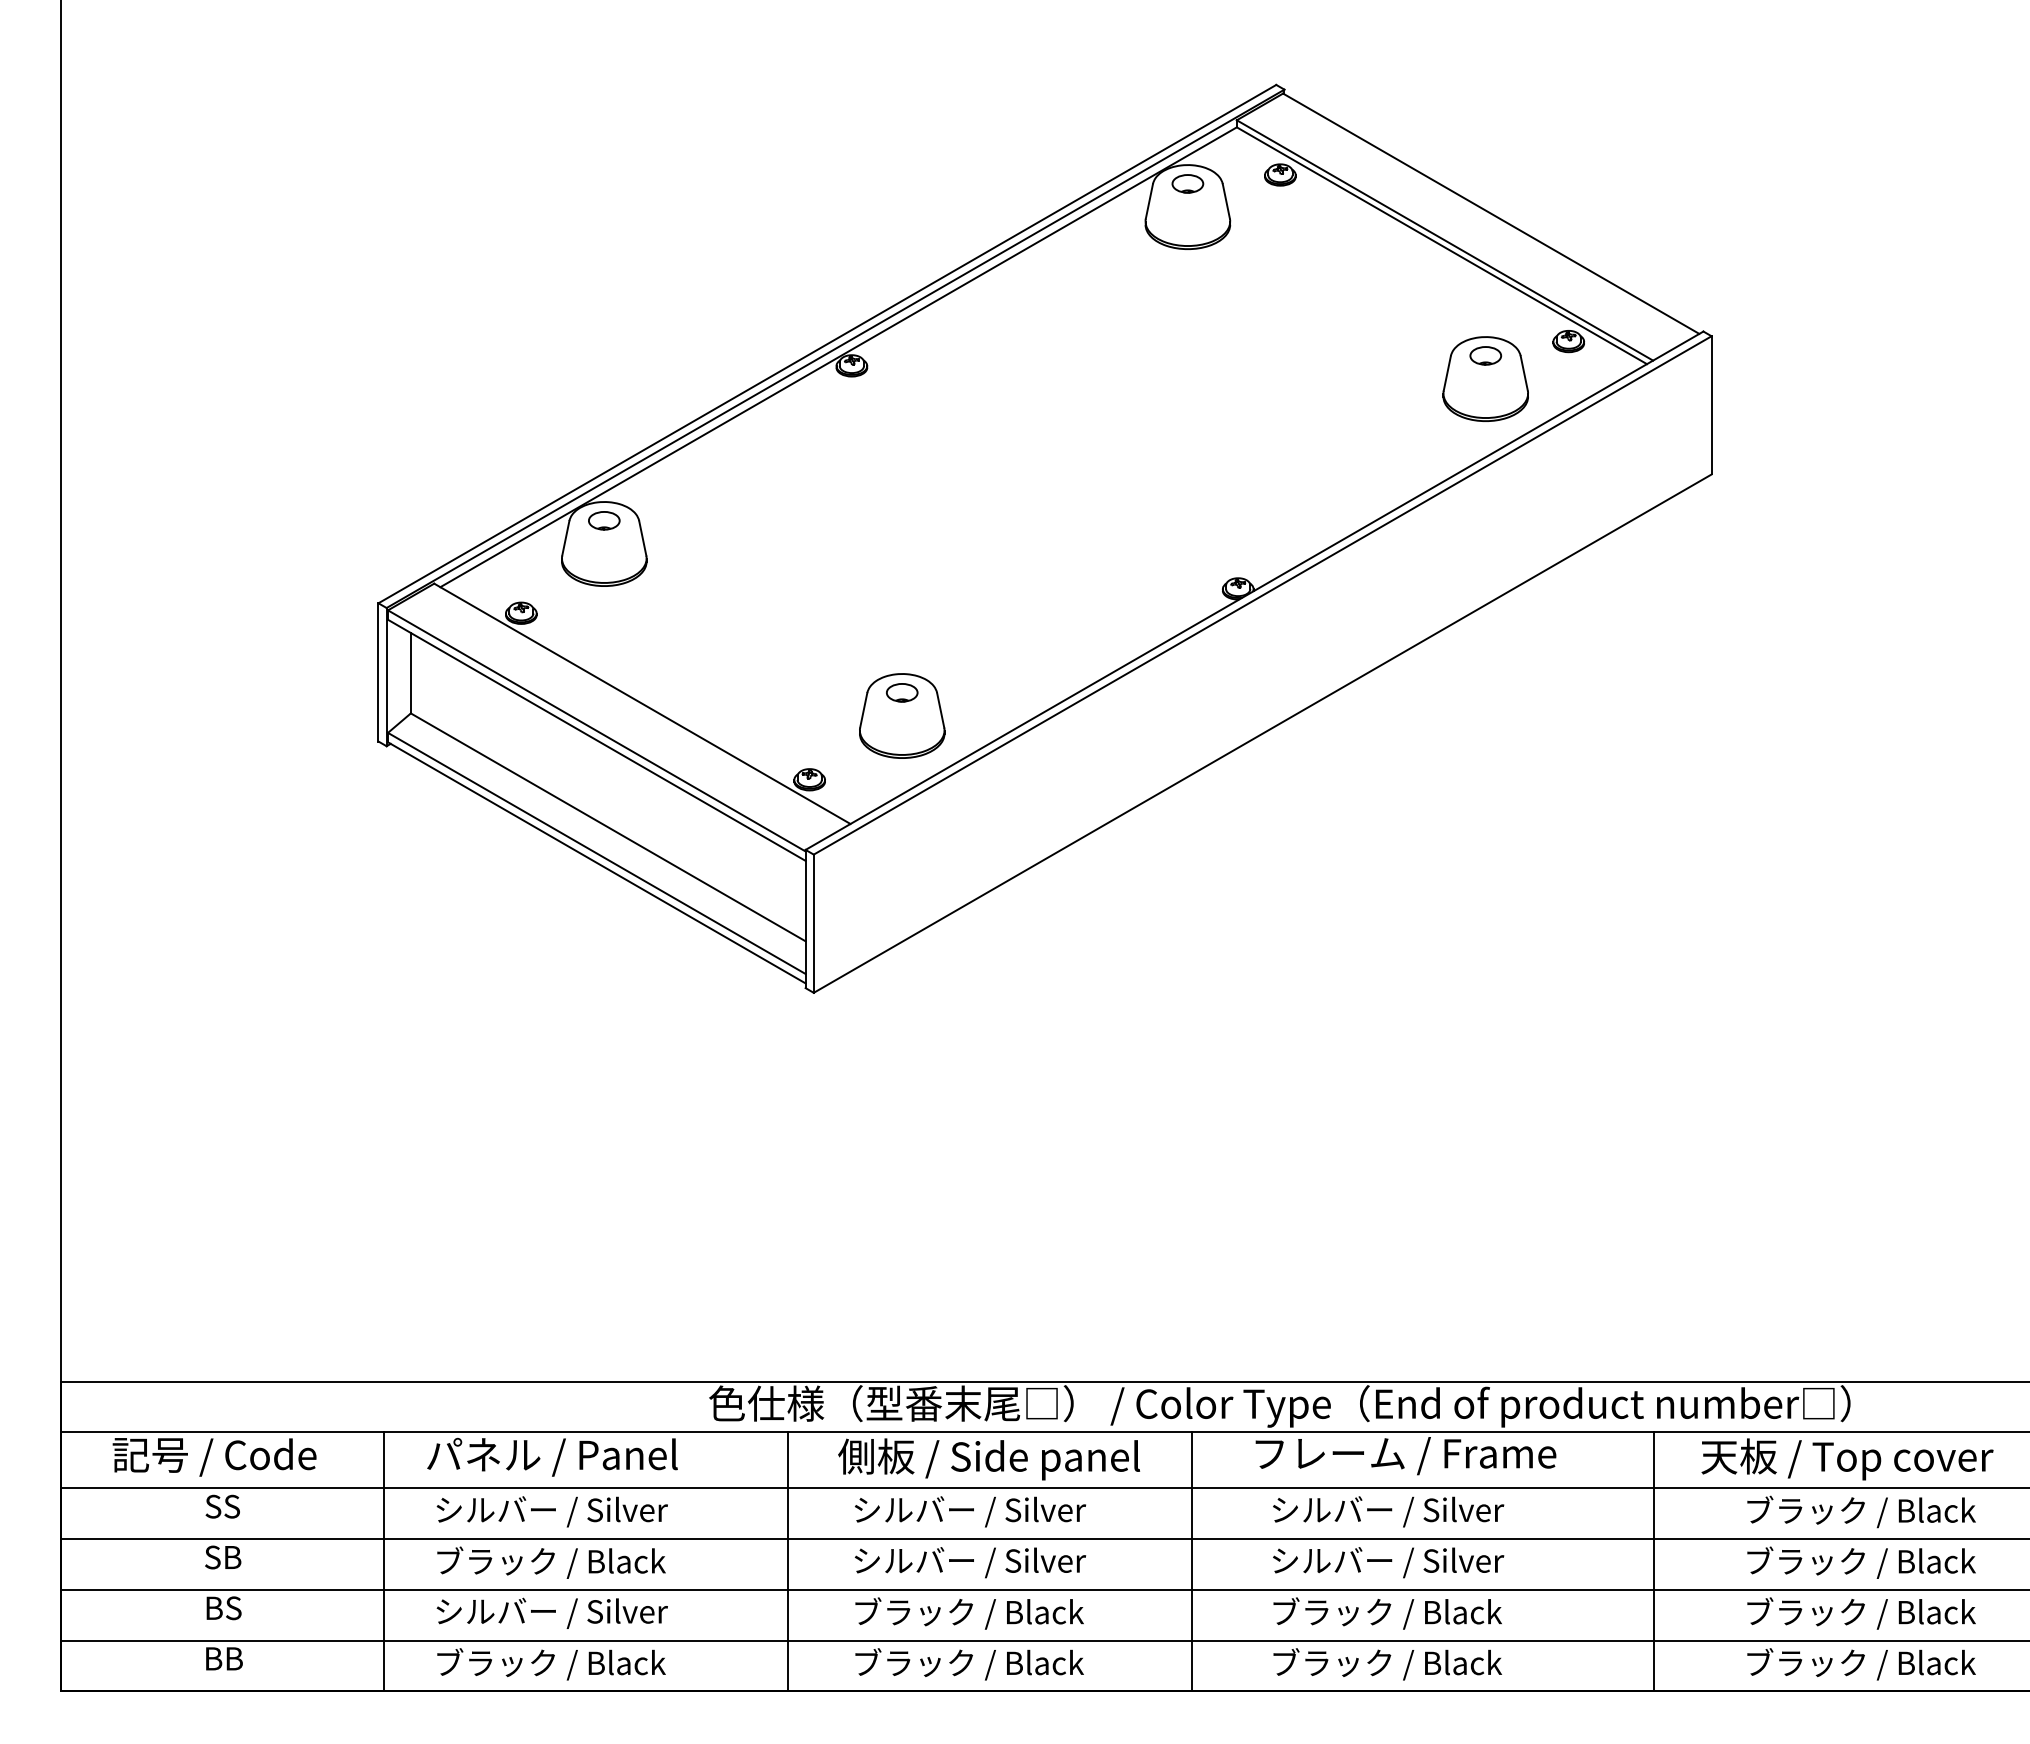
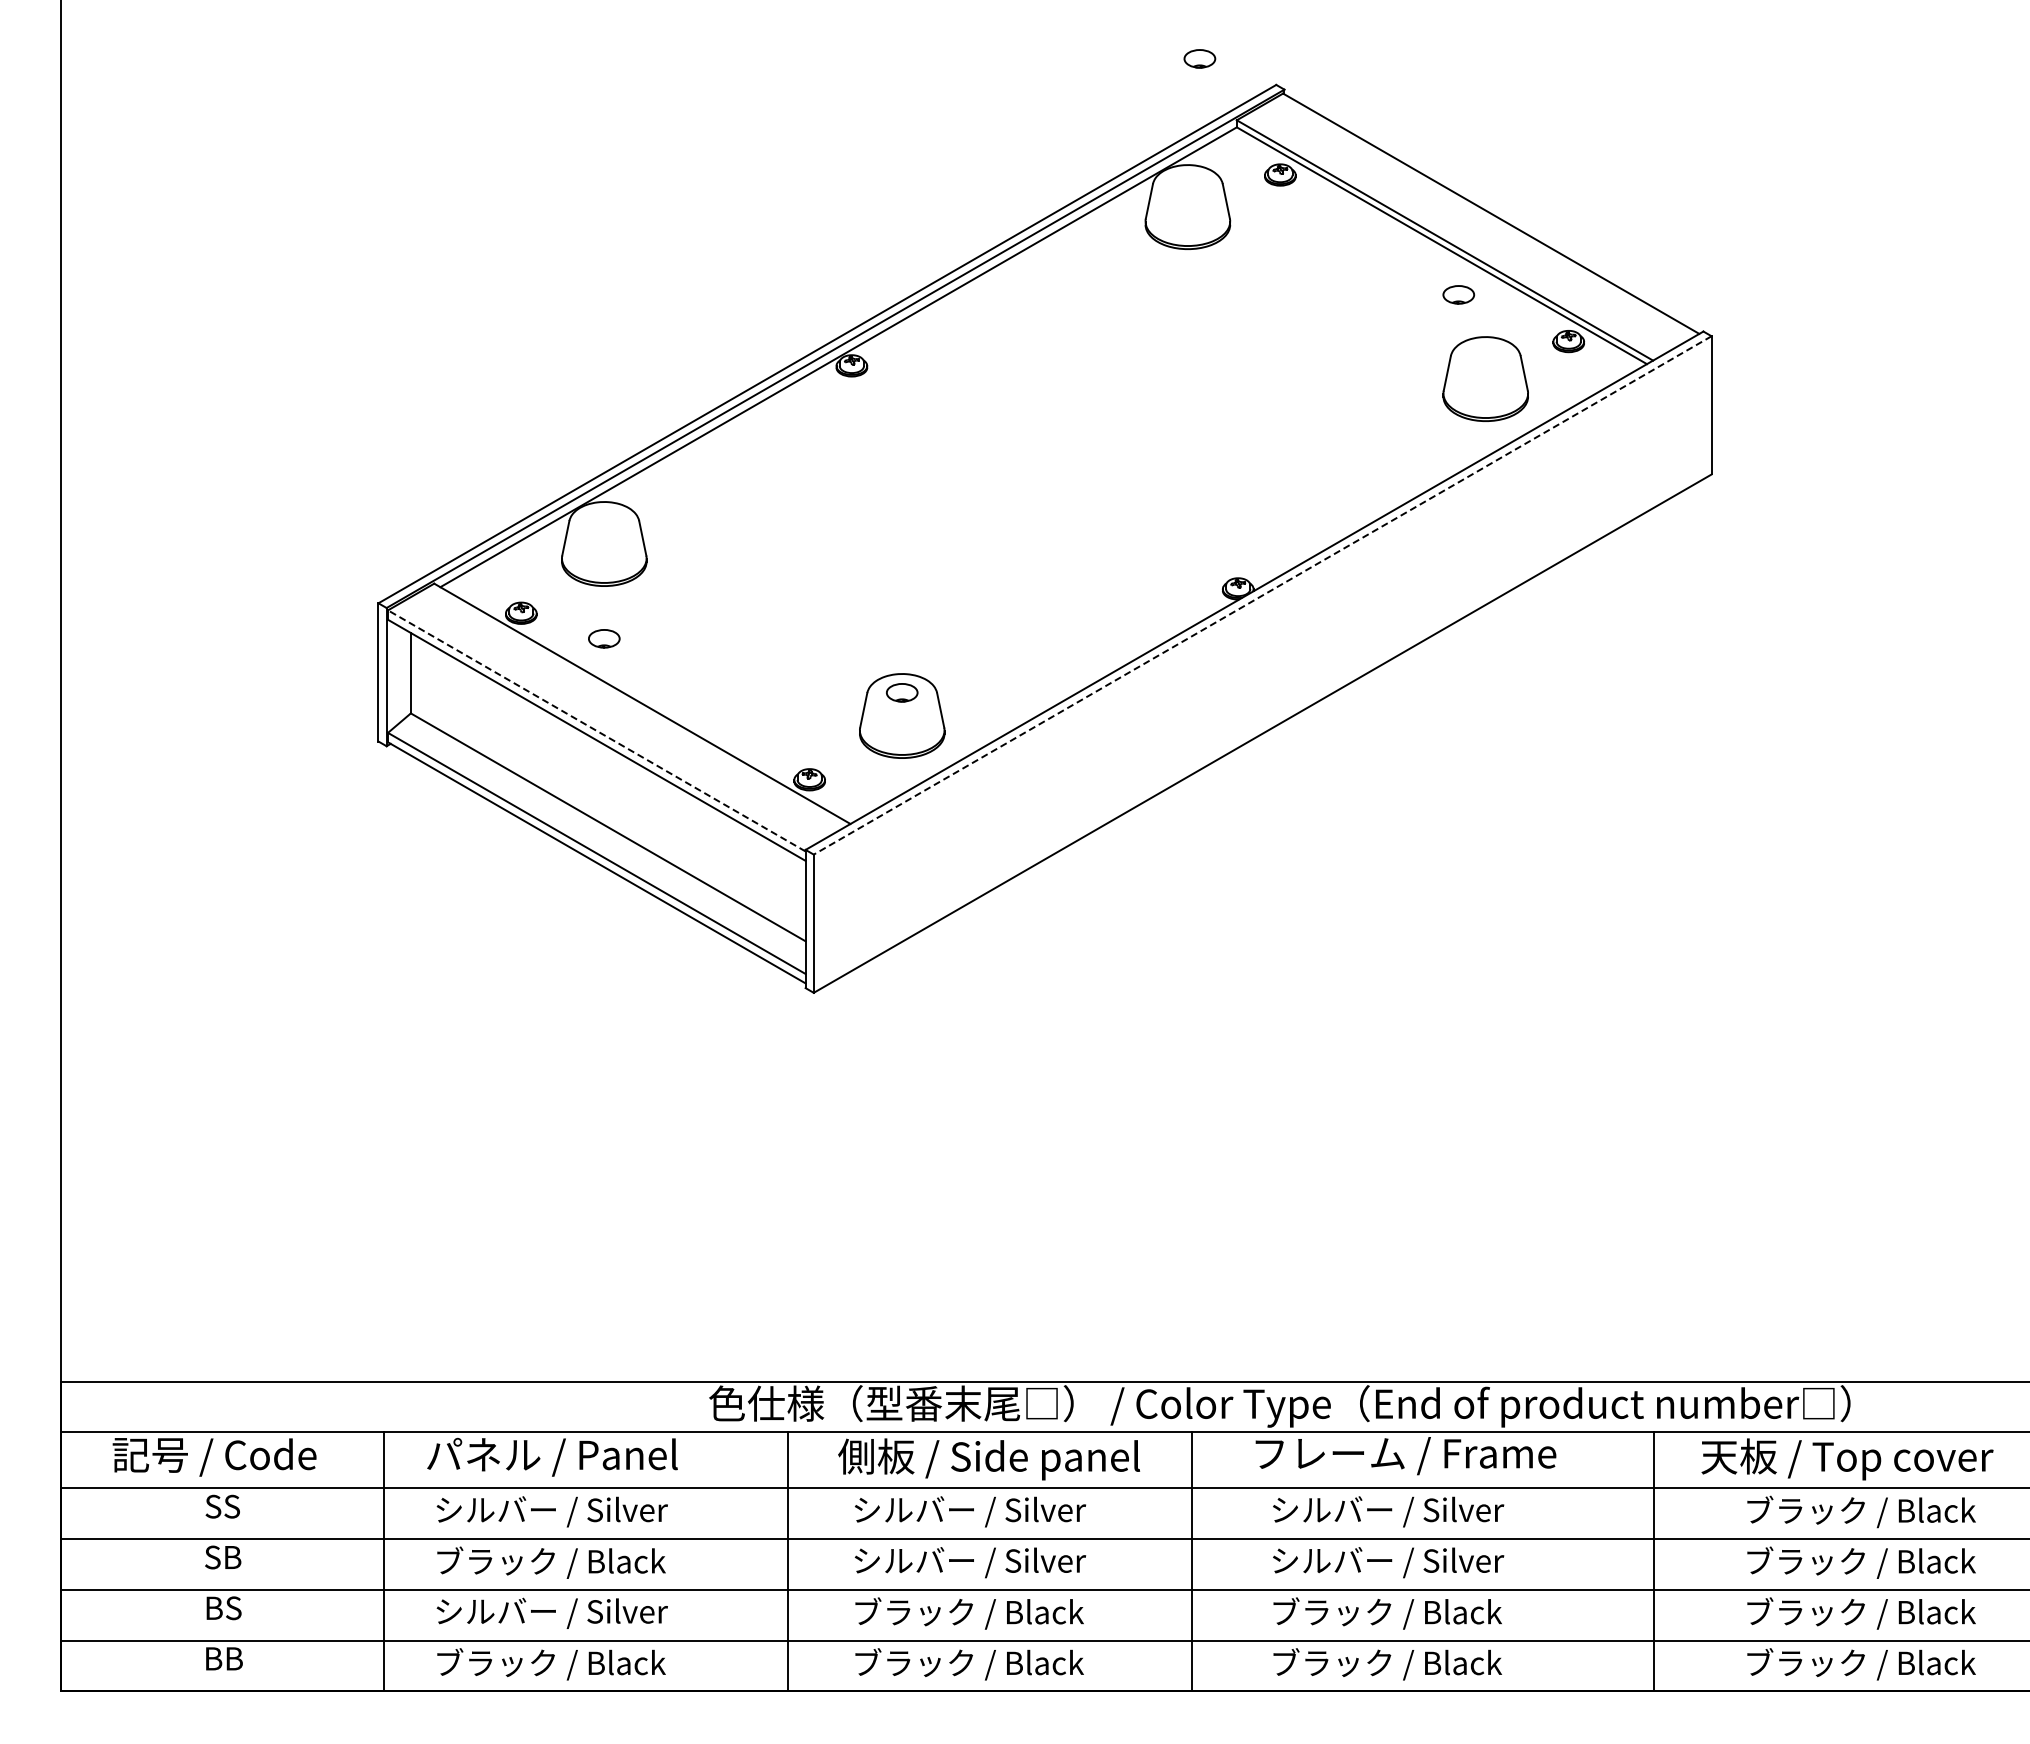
part position: (1187, 183) -> (1199, 58) (1199, 58)
part position: (1485, 355) -> (1458, 294) (1458, 294)
part position: (604, 520) -> (604, 638) (604, 638)
line: solid -> dashed (1262, 595)
line: solid -> dashed (596, 730)
